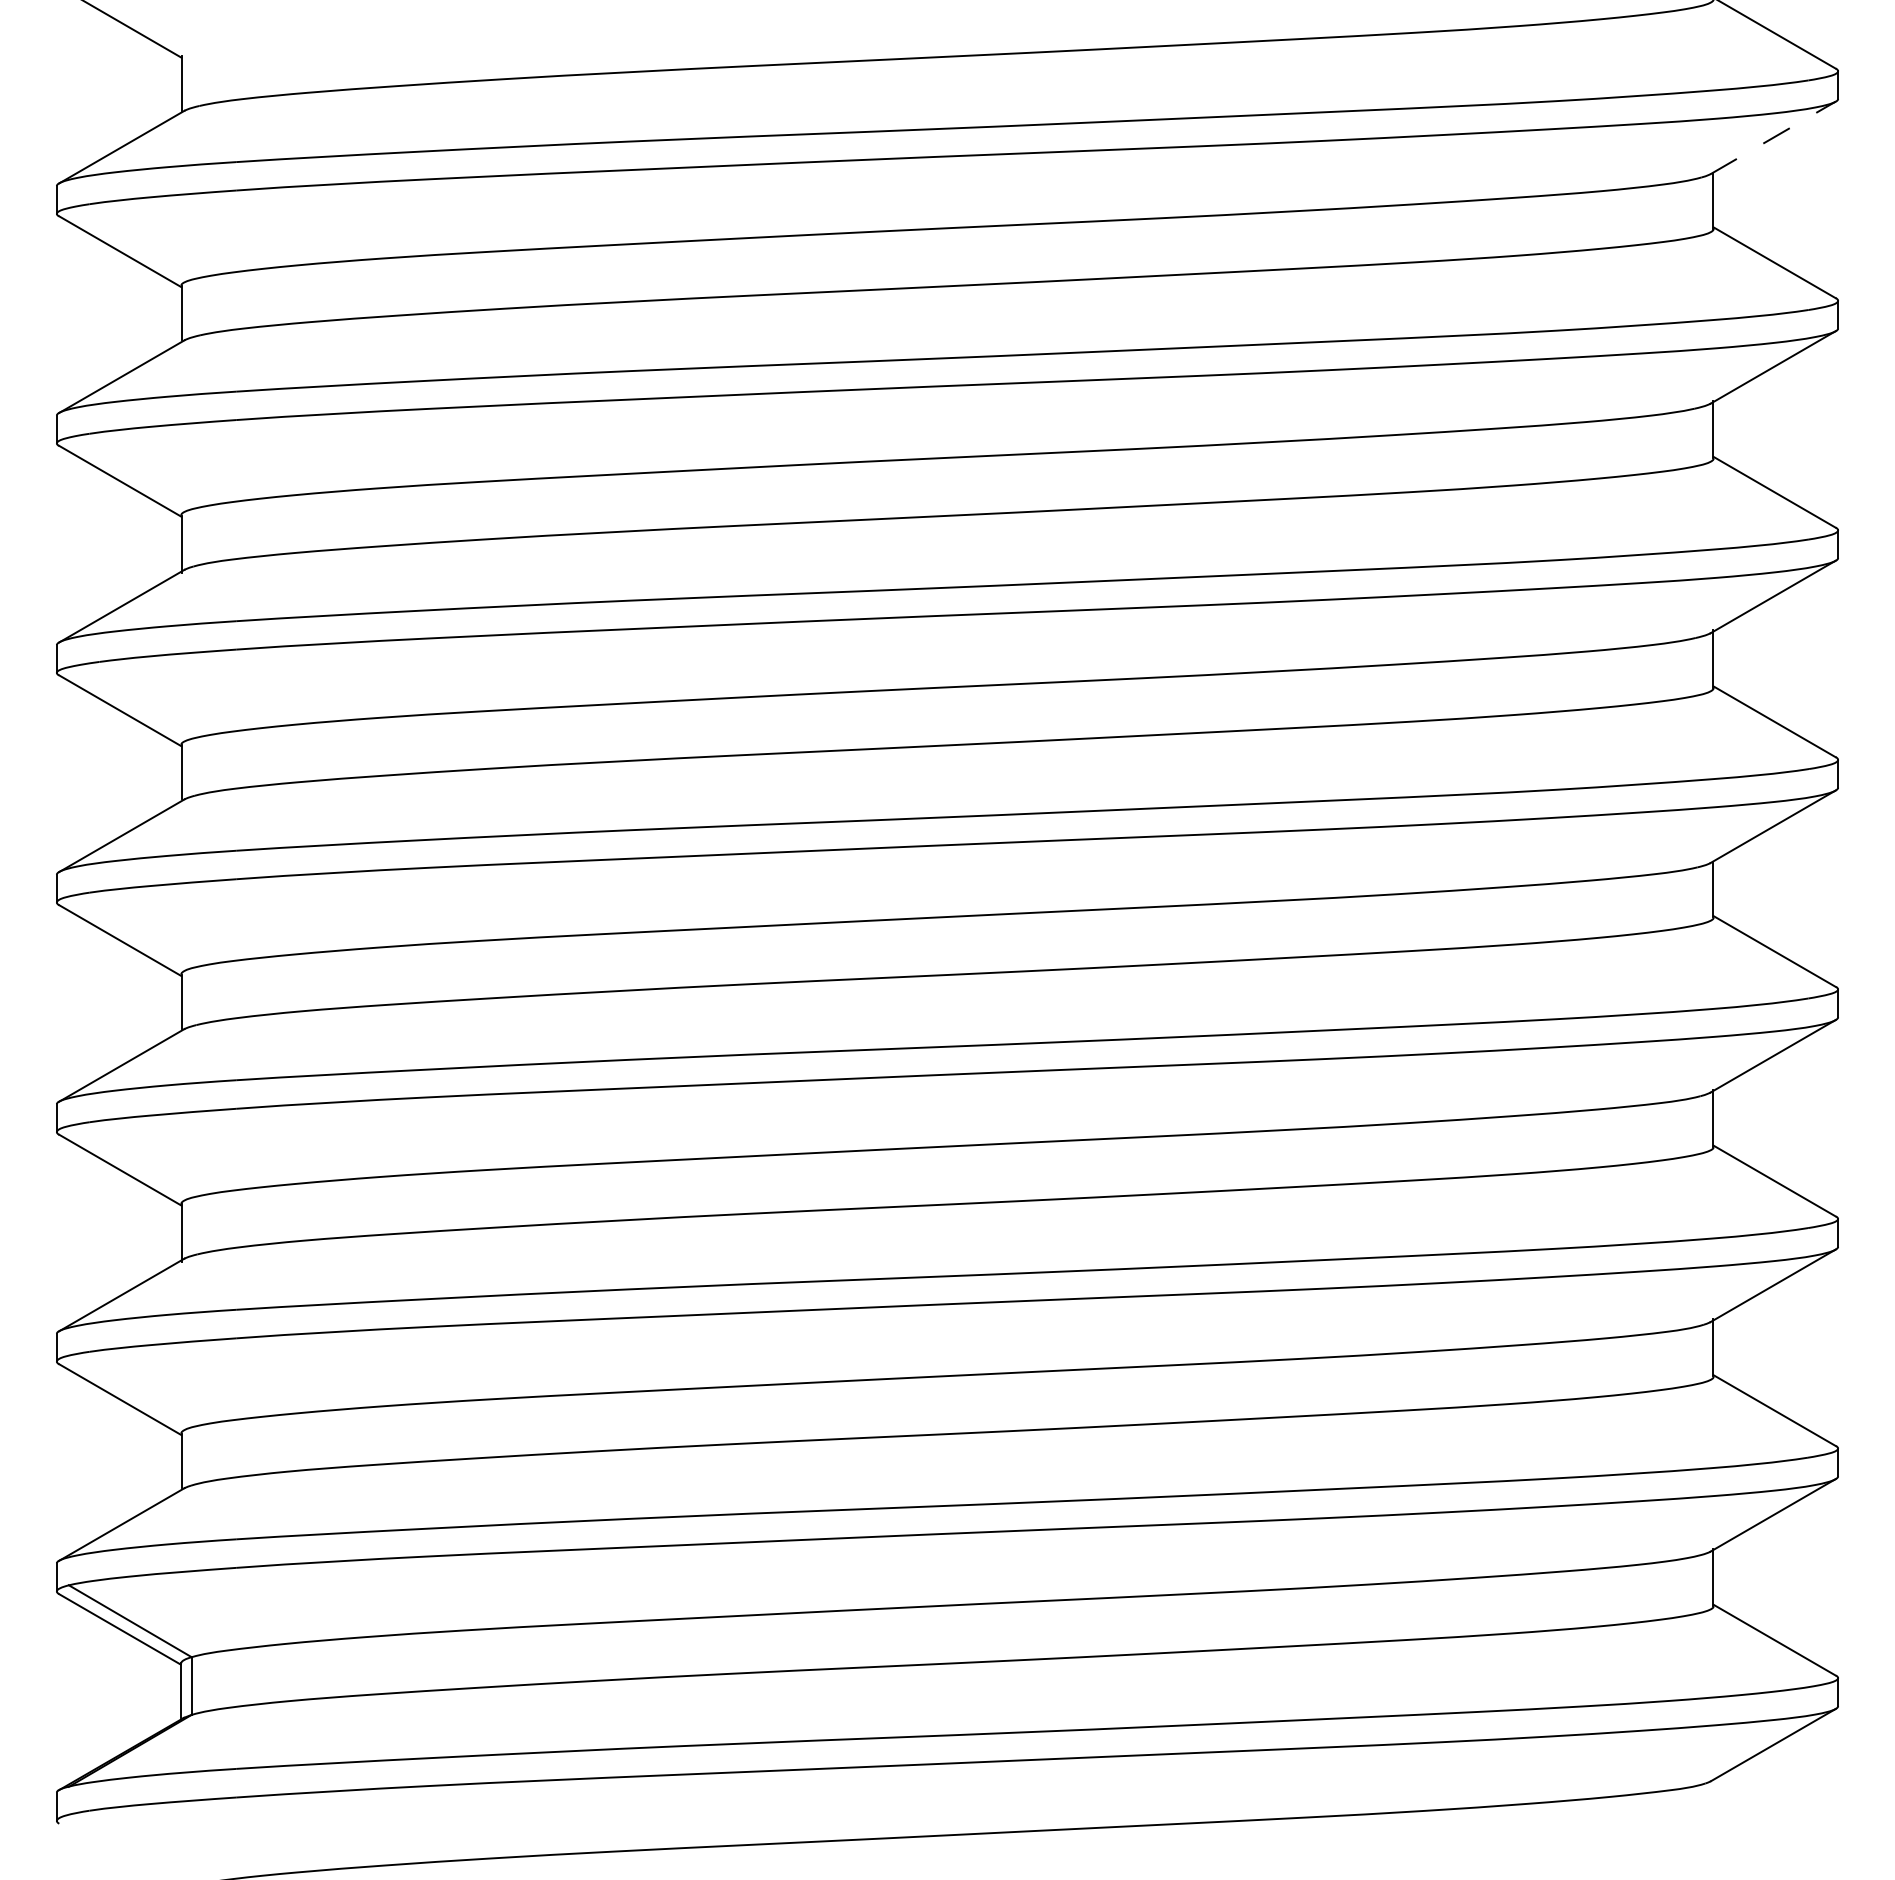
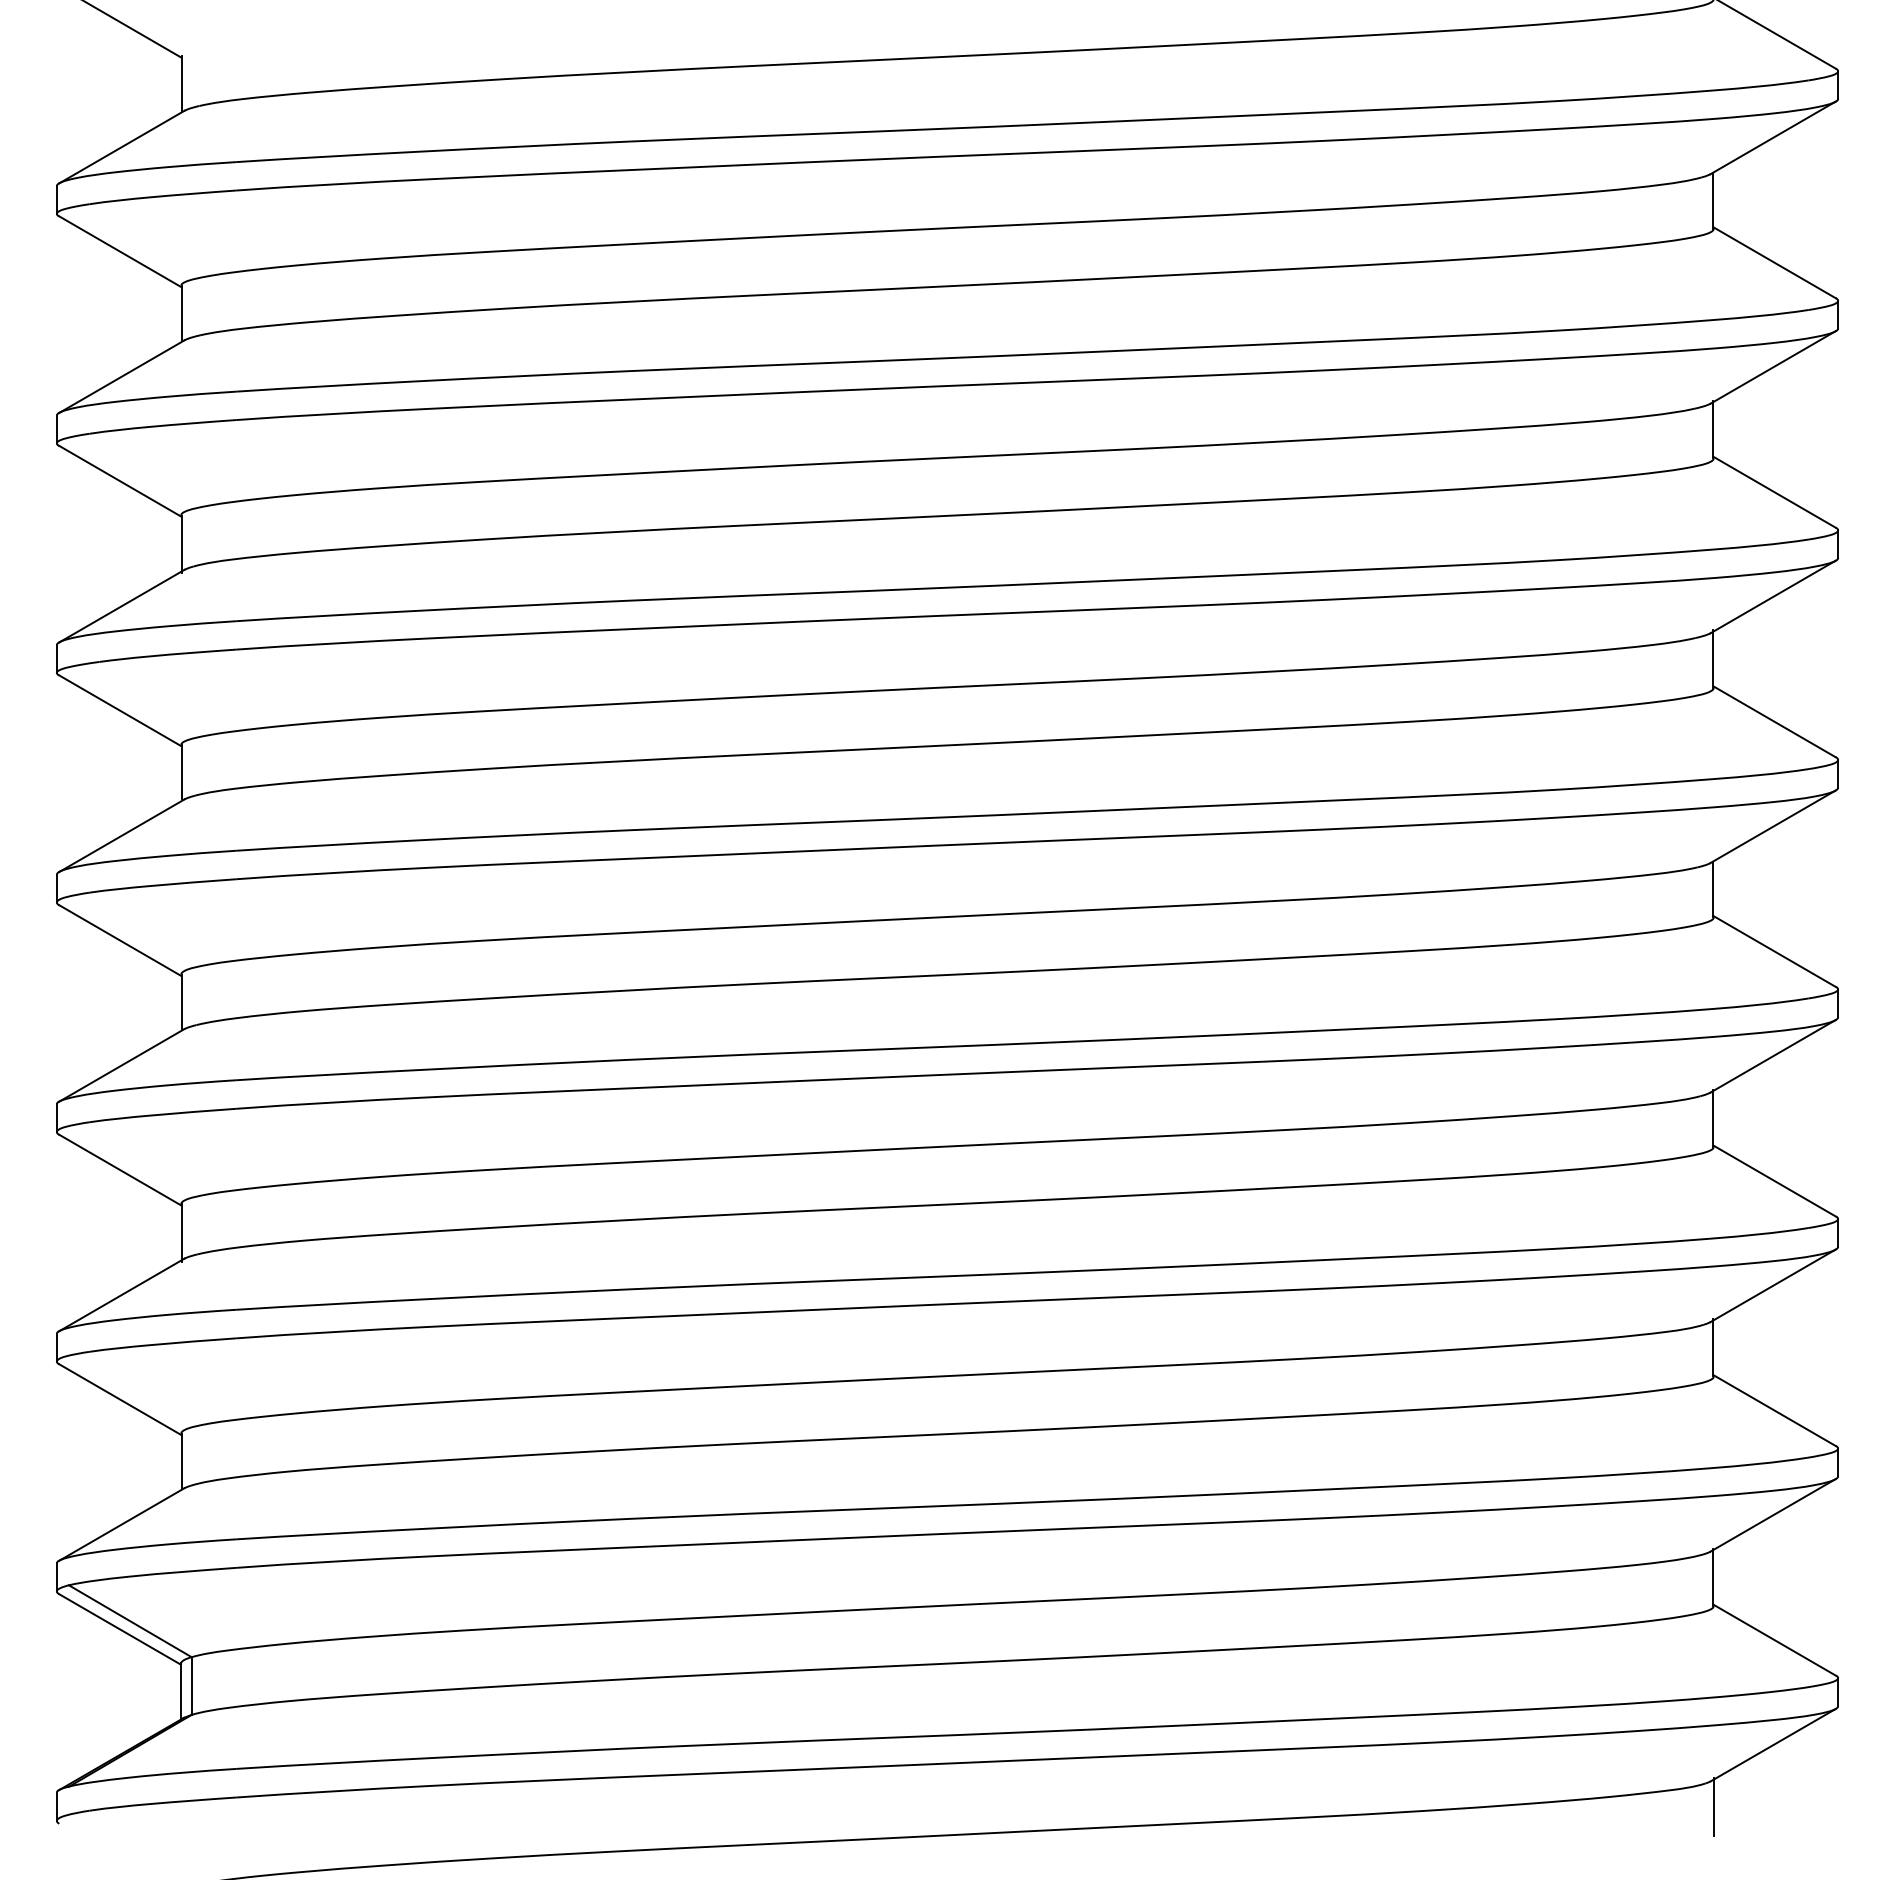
line: dashed -> solid (1773, 137)
line: none -> present (1713, 1806)
